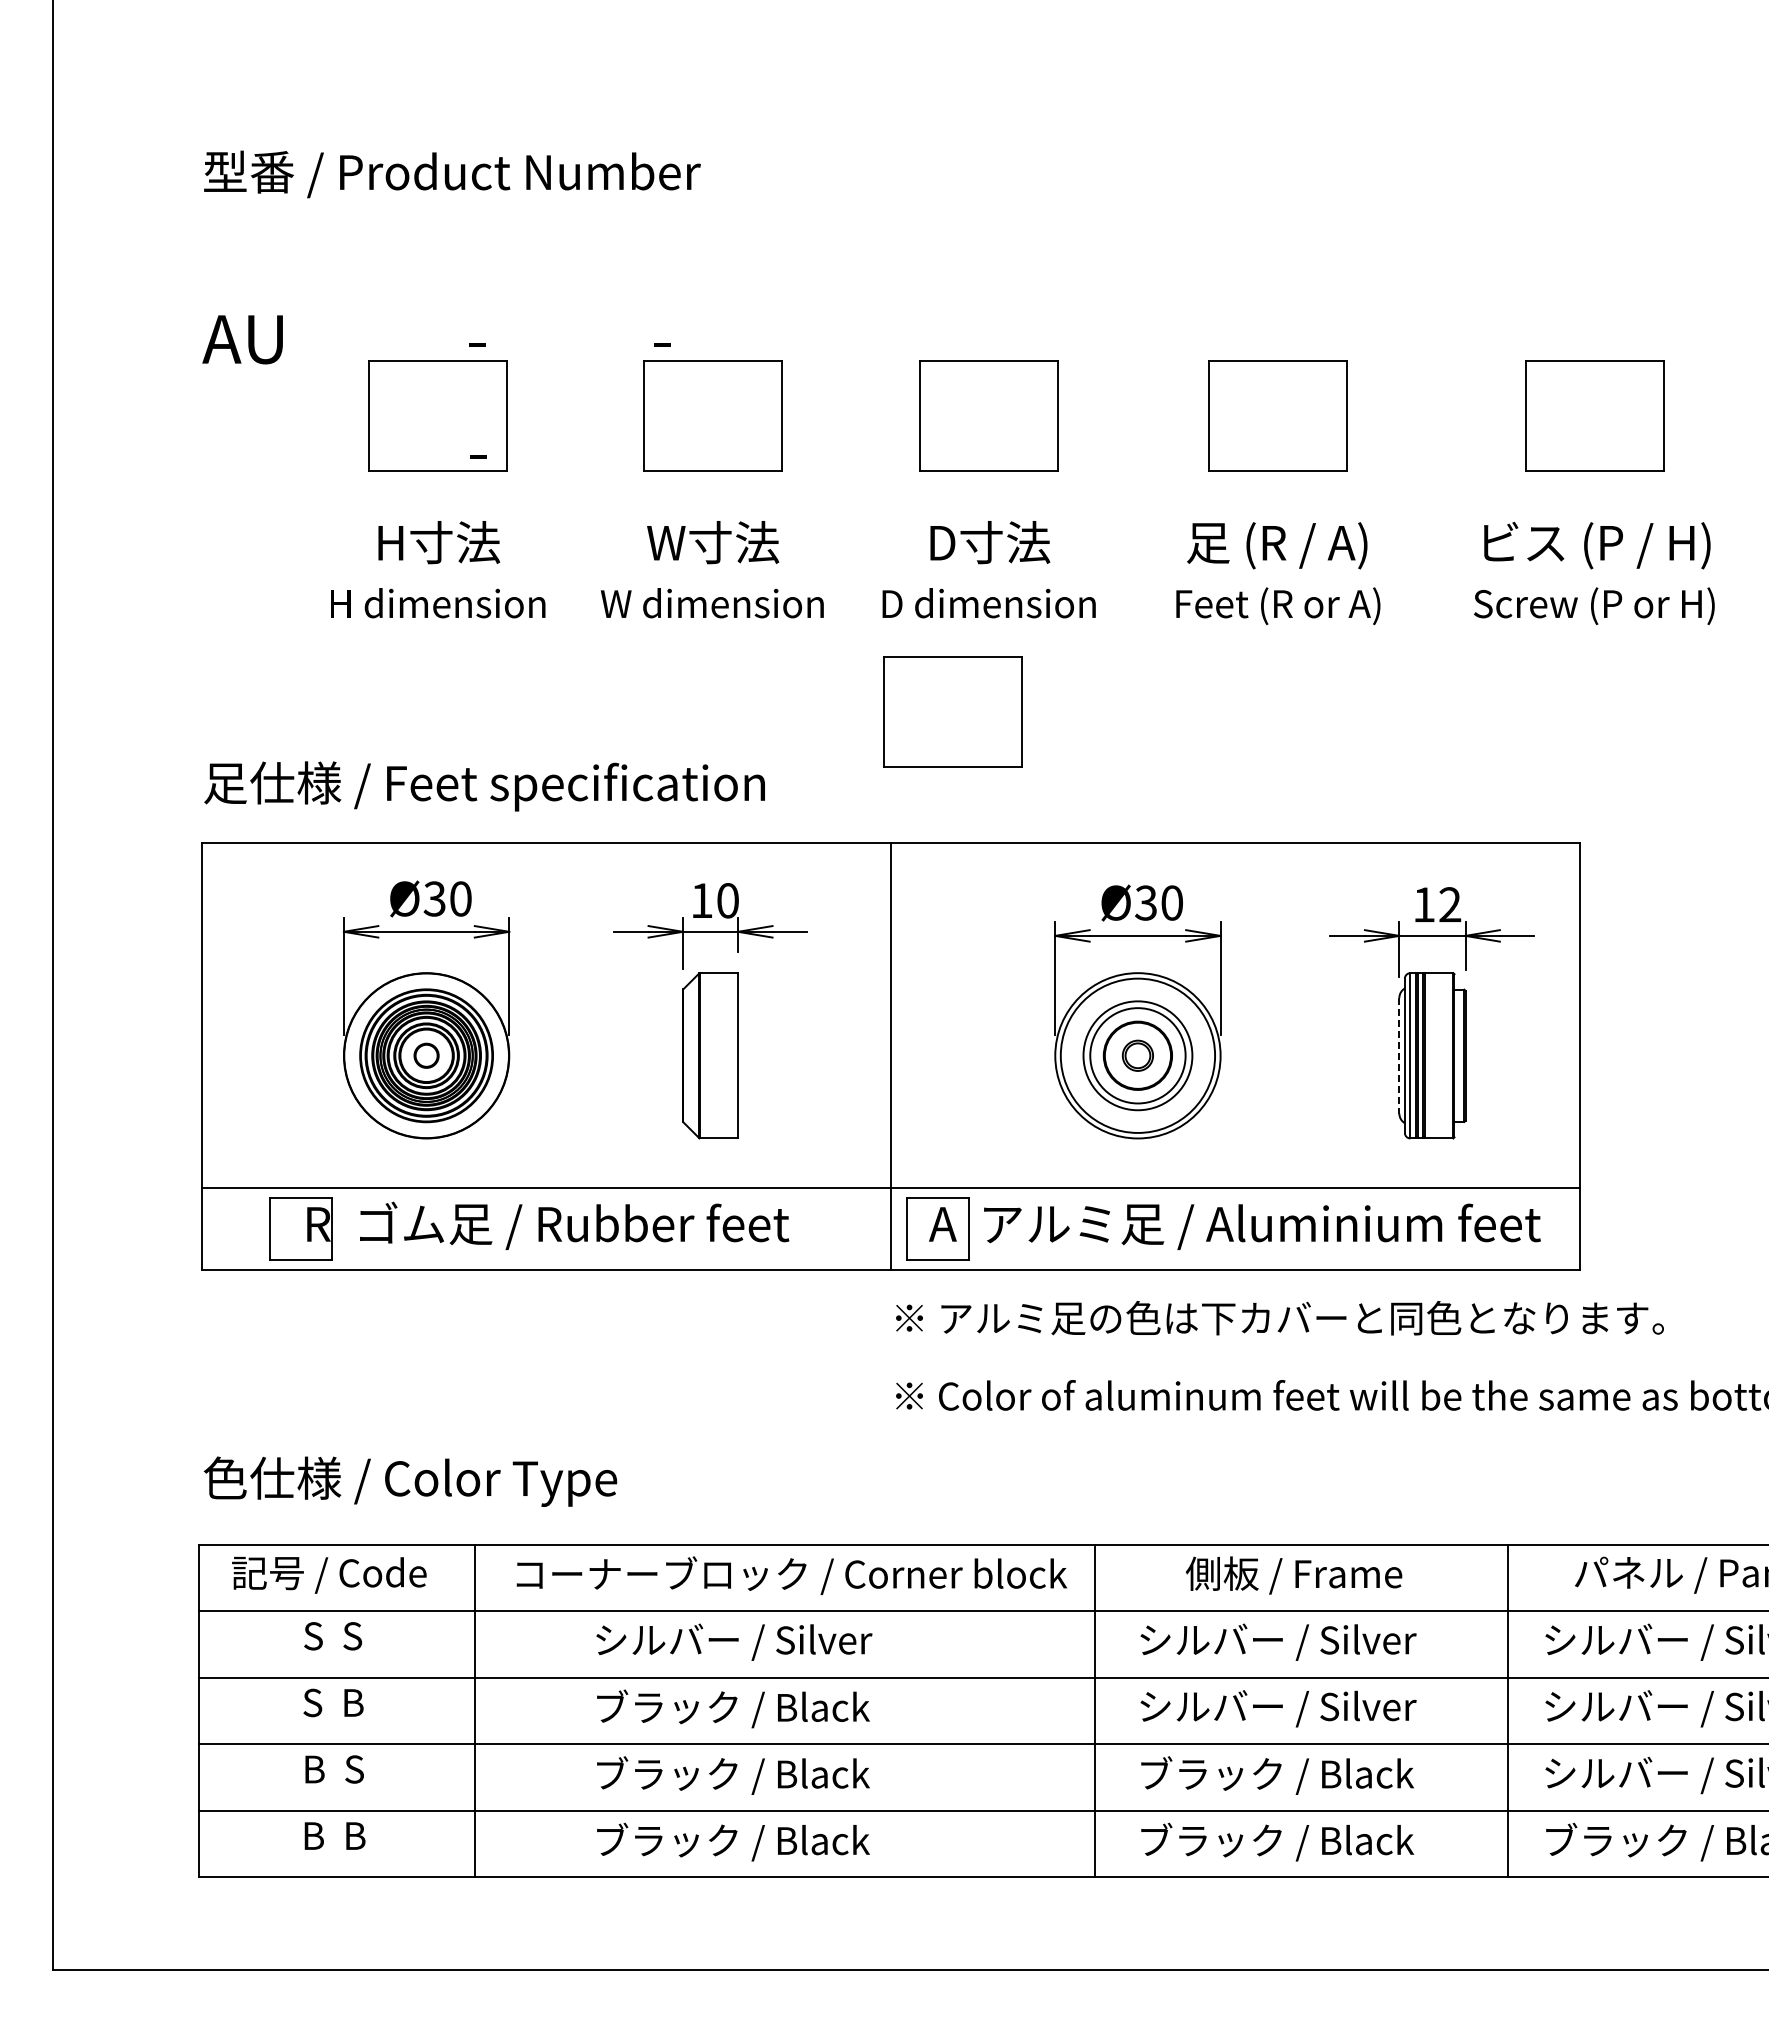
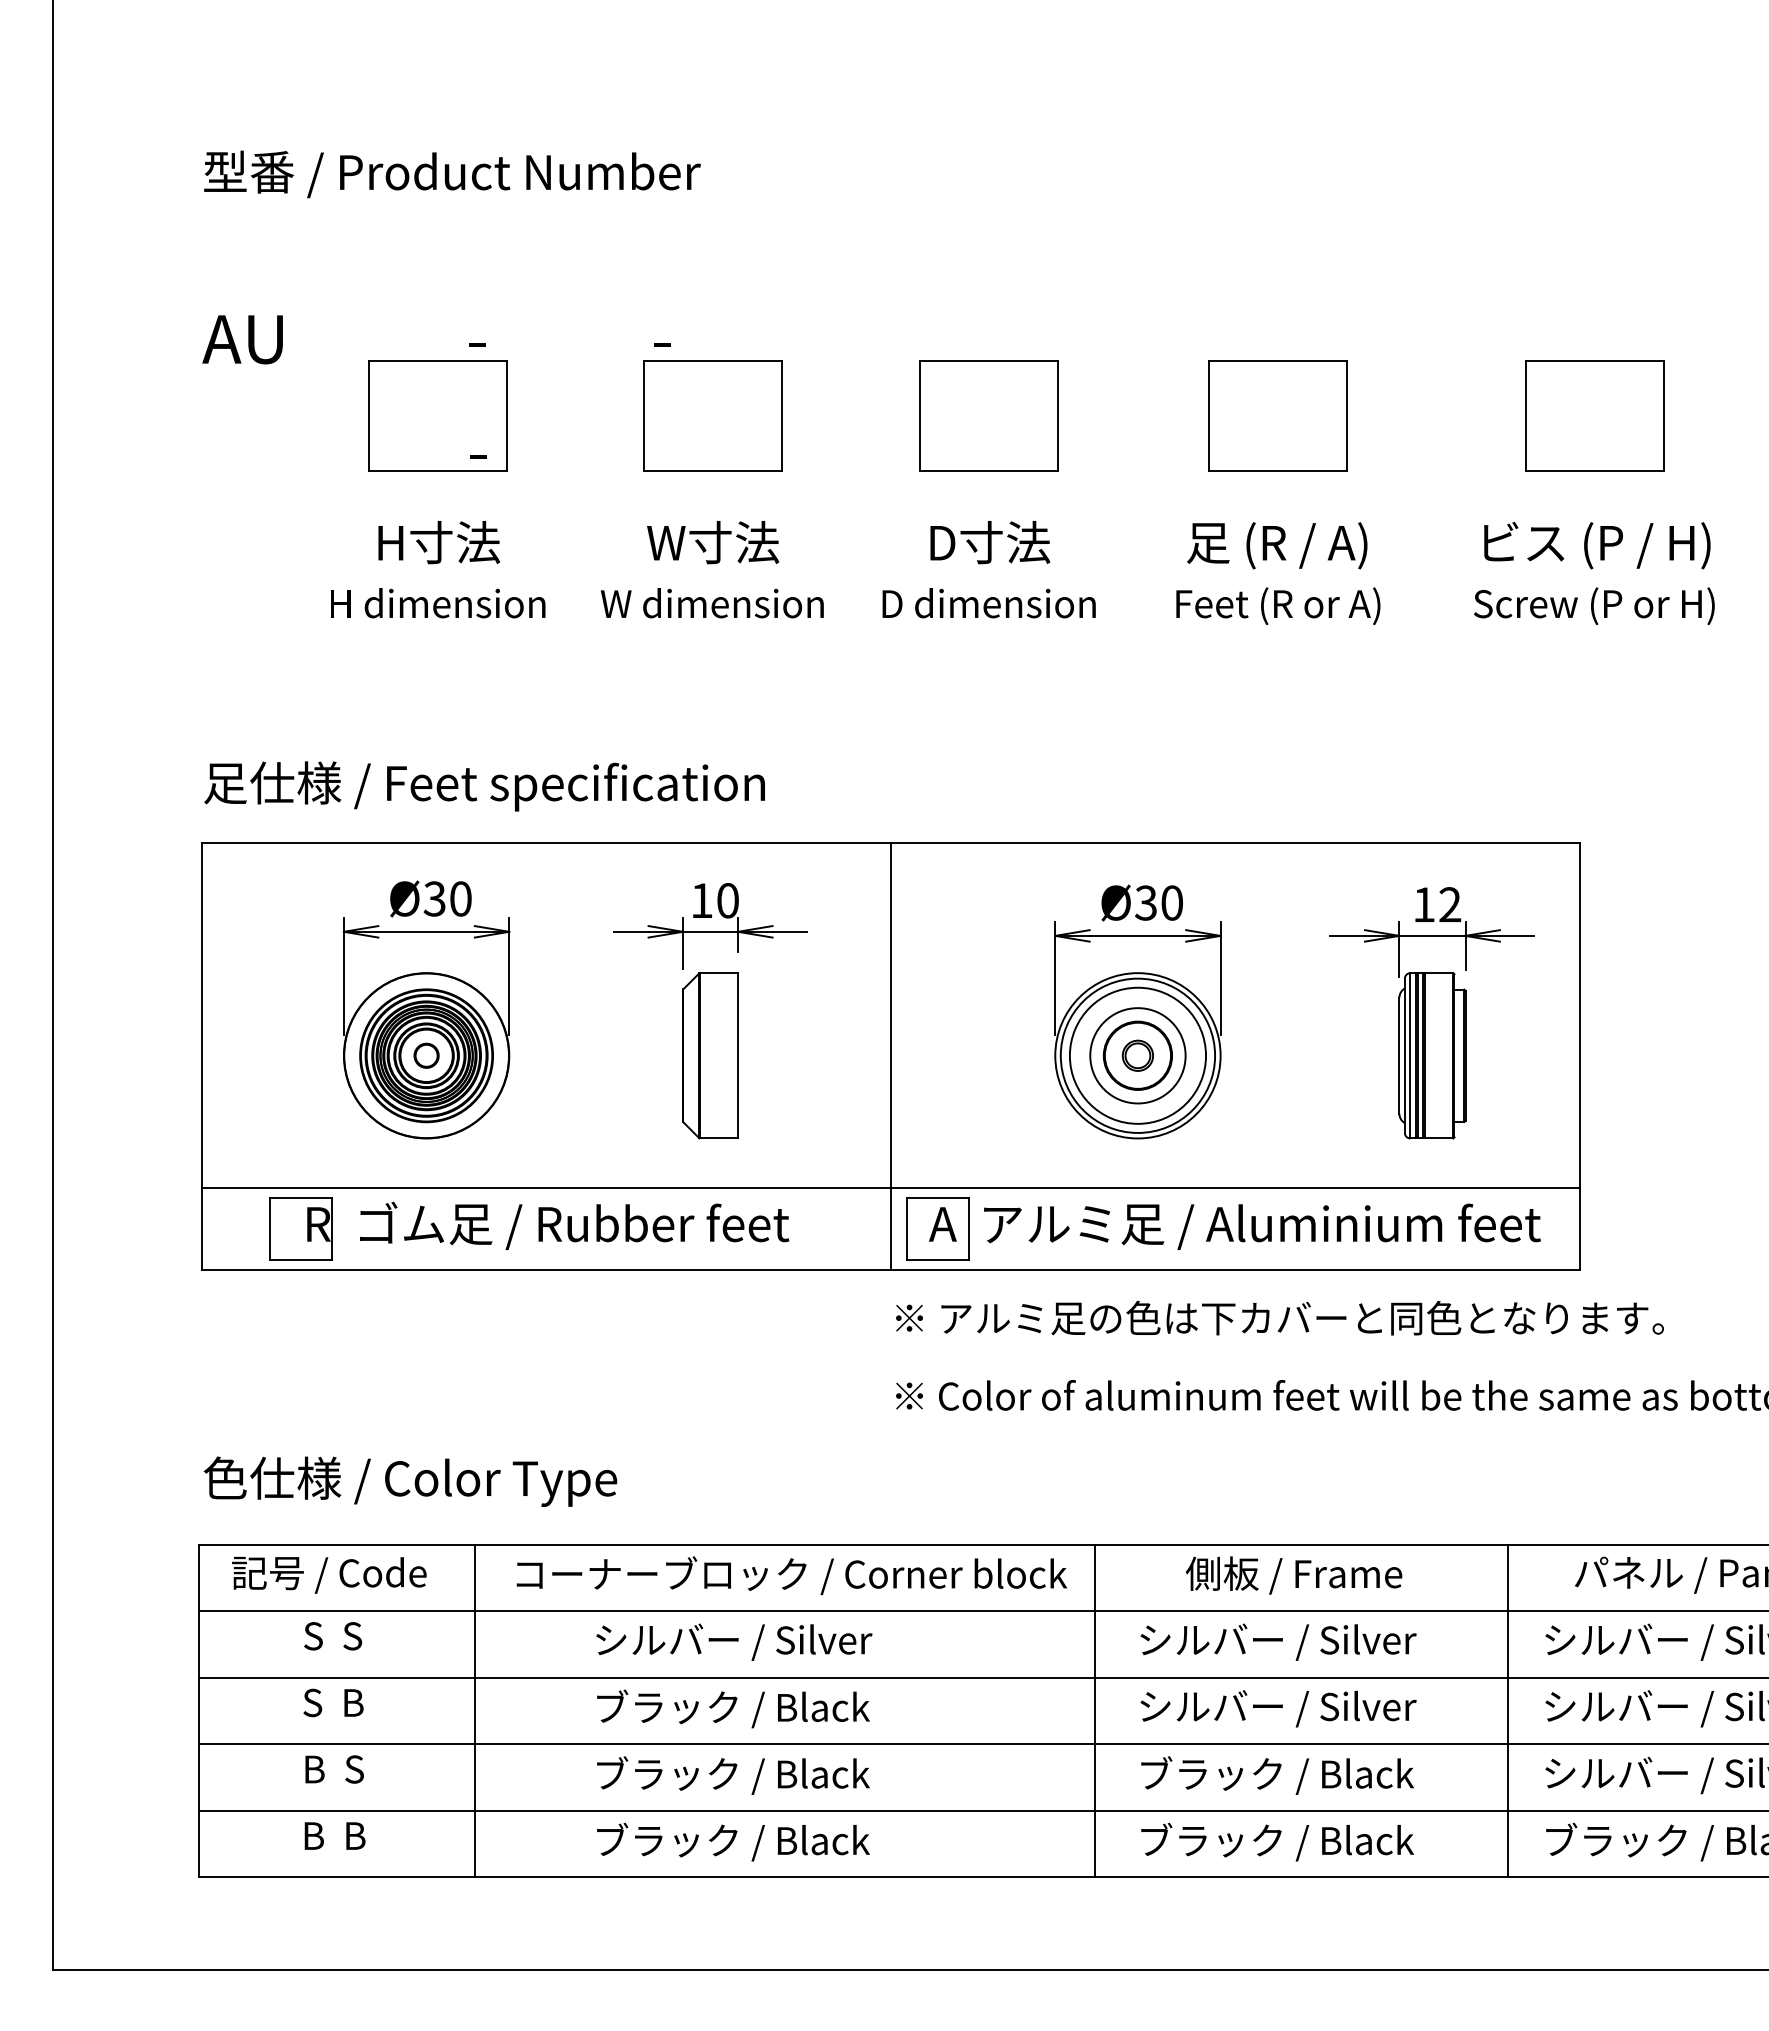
part: present -> none (952, 711)
circle diameter: 109 px -> 136 px (1137, 1055)
line: dashed -> solid (1399, 1055)
